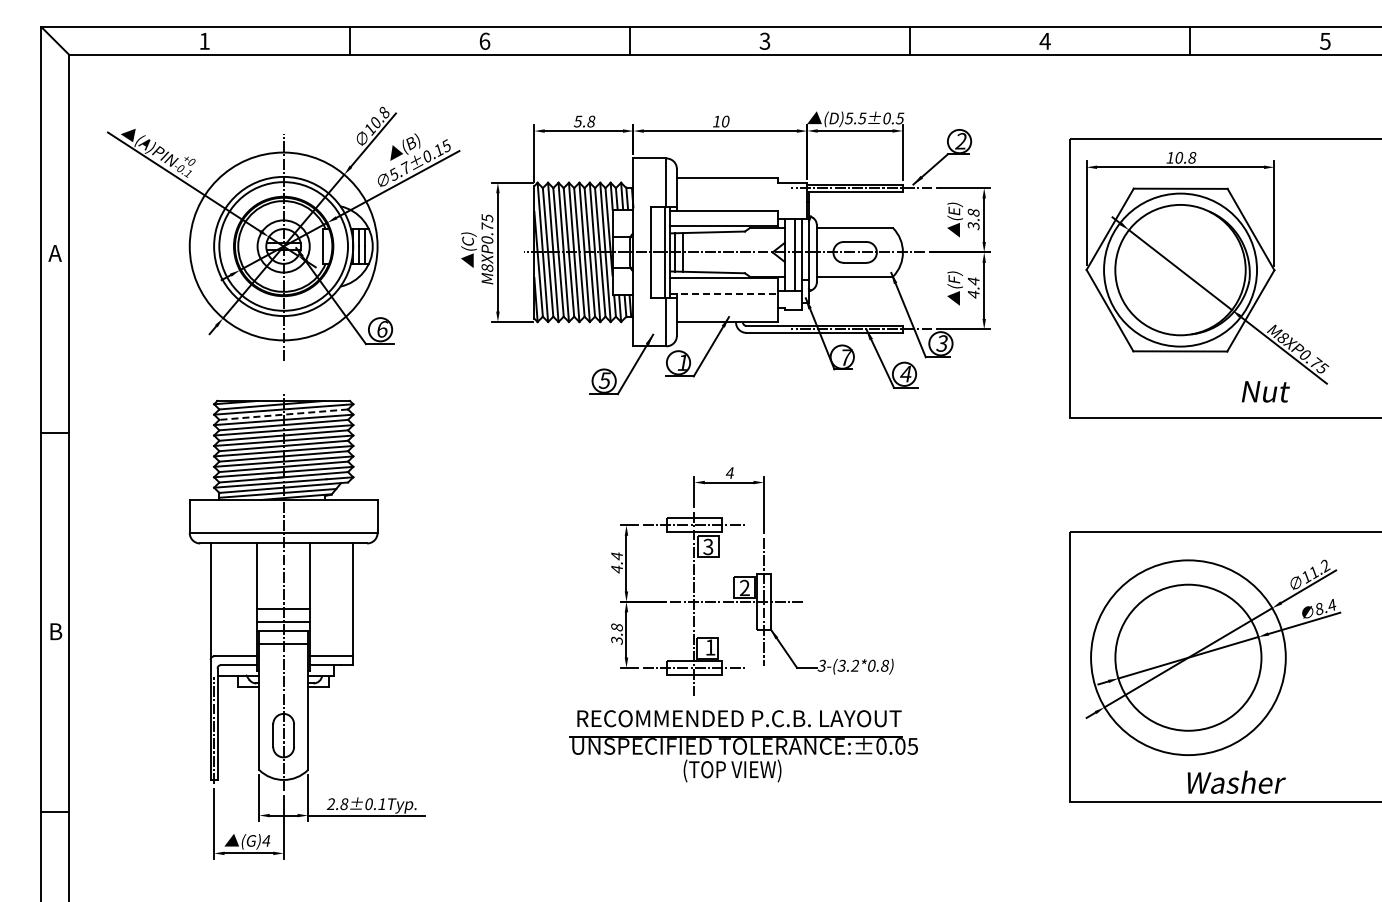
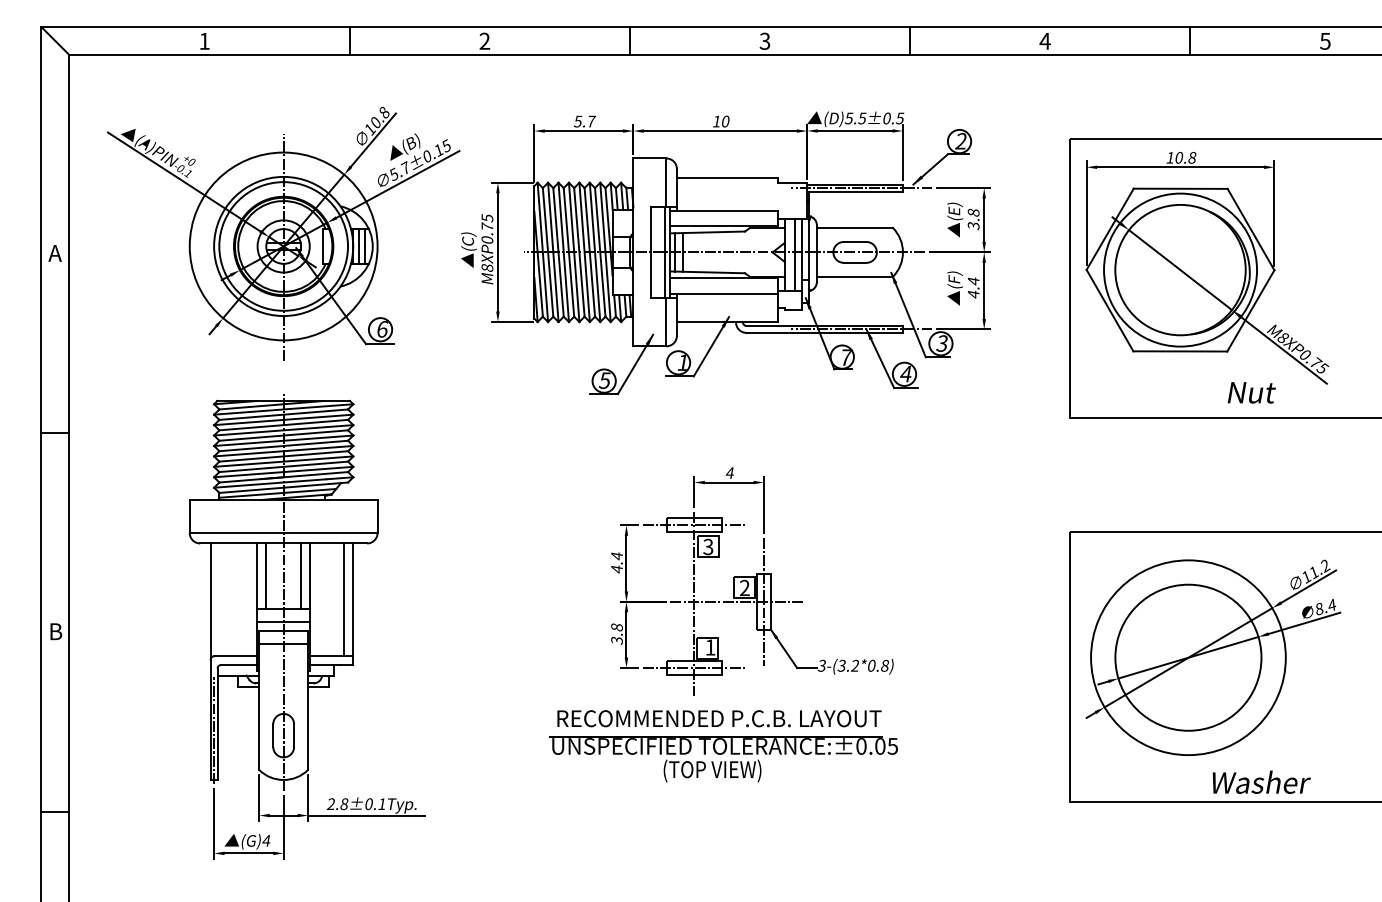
text: 6 -> 2 (484, 40)
text: 5.8 -> 5.7 (591, 121)
line: dashed -> solid (723, 294)
text position: (1265, 391) -> (1251, 392) (1251, 392)
line: dashed -> solid (283, 414)
line: none -> present (266, 575)
line: none -> present (301, 575)
line: none -> present (344, 599)
text position: (743, 746) -> (723, 746) (723, 746)
text position: (1236, 781) -> (1261, 781) (1261, 781)
